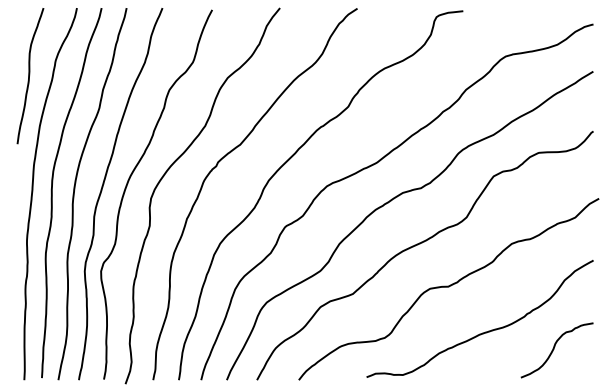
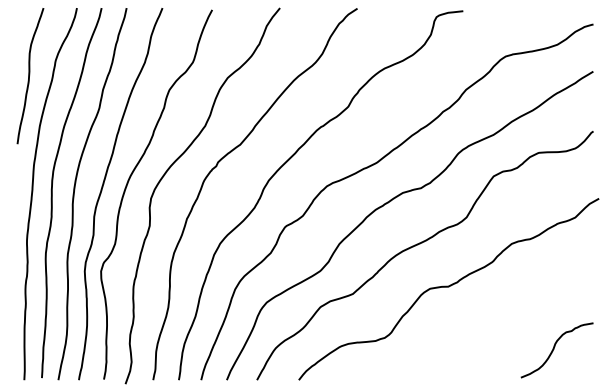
curve: present -> none (485, 331)
